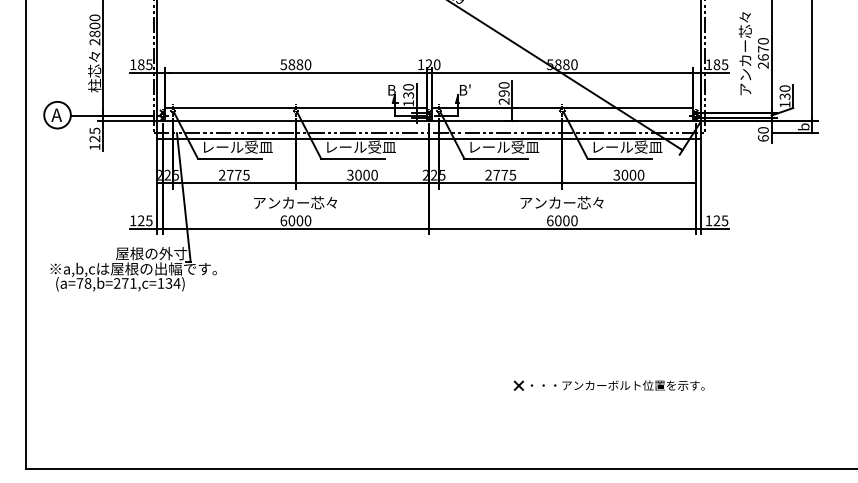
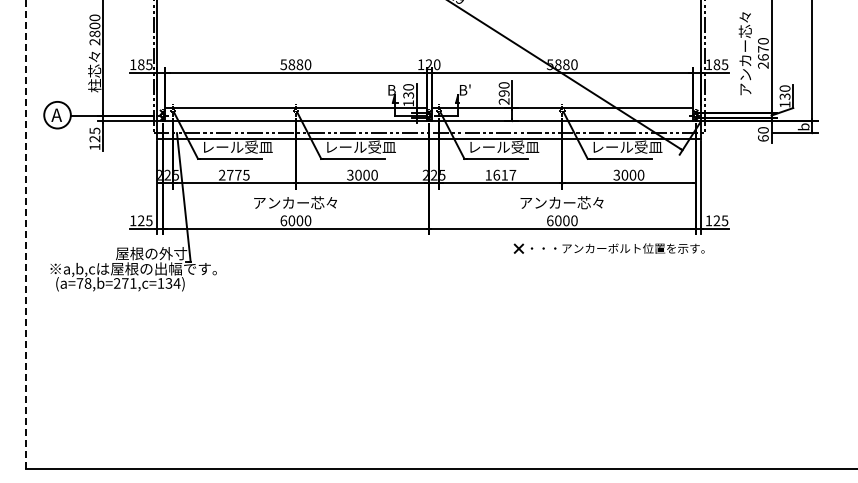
text: 2775 -> 1617 (500, 174)
line: solid -> dashed (25, 233)
part position: (608, 385) -> (608, 248) (608, 248)
